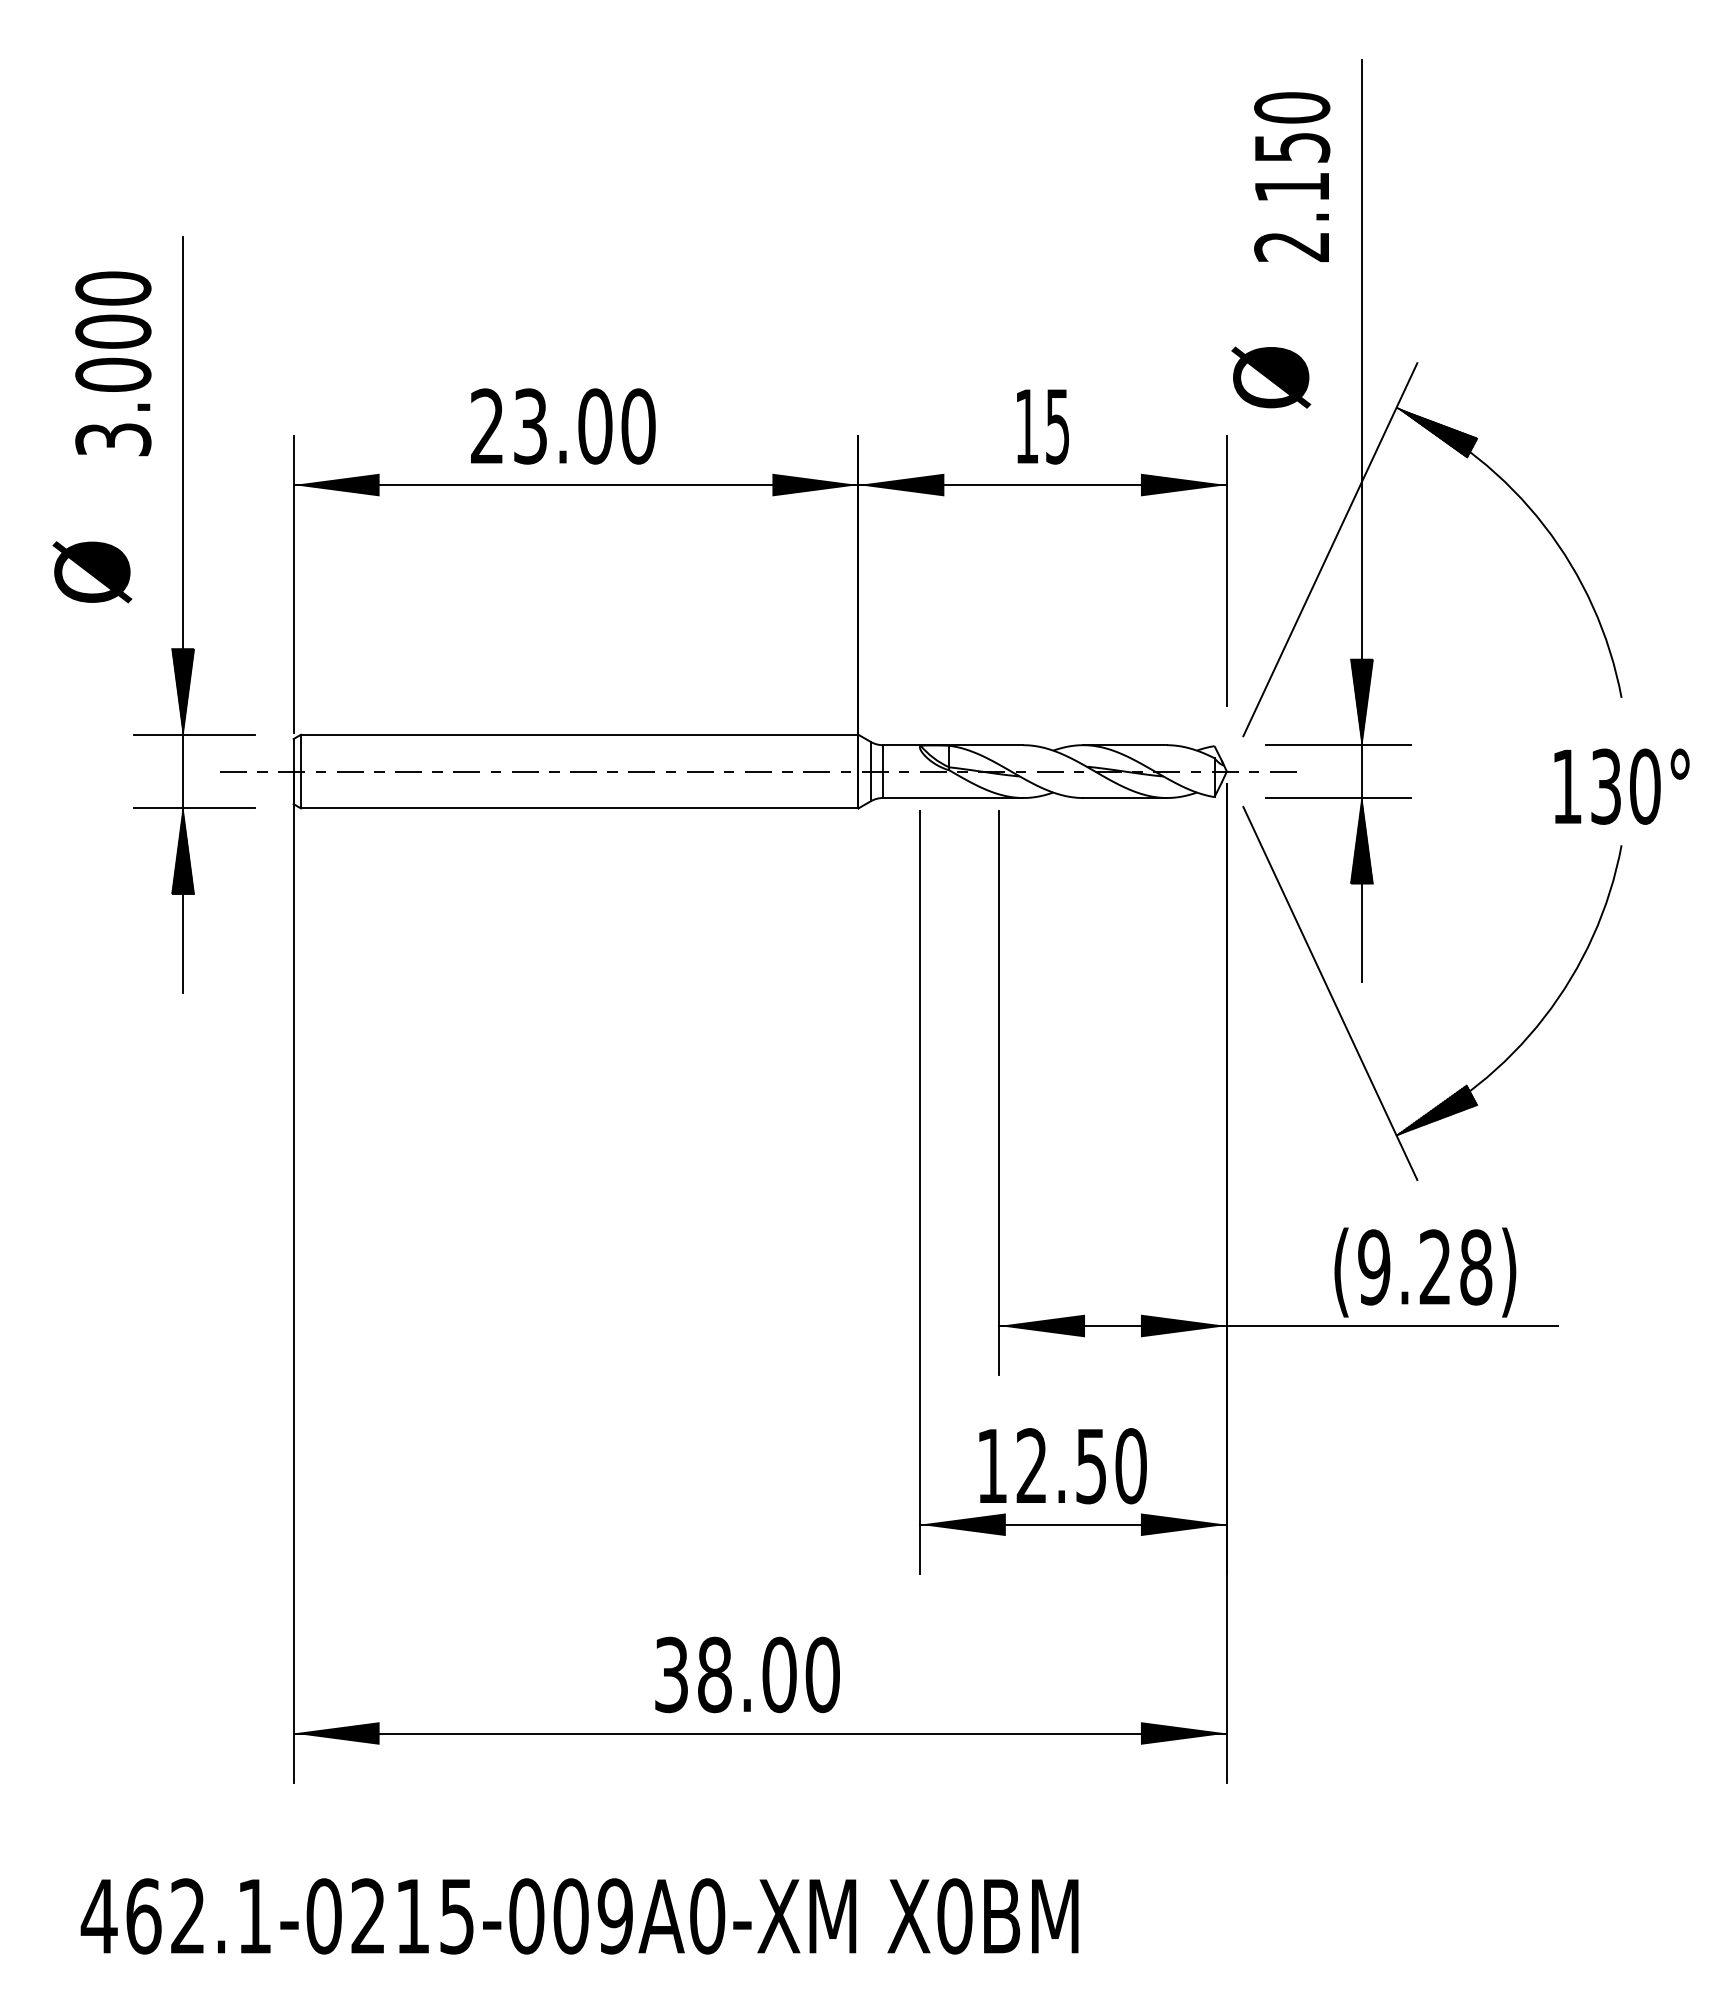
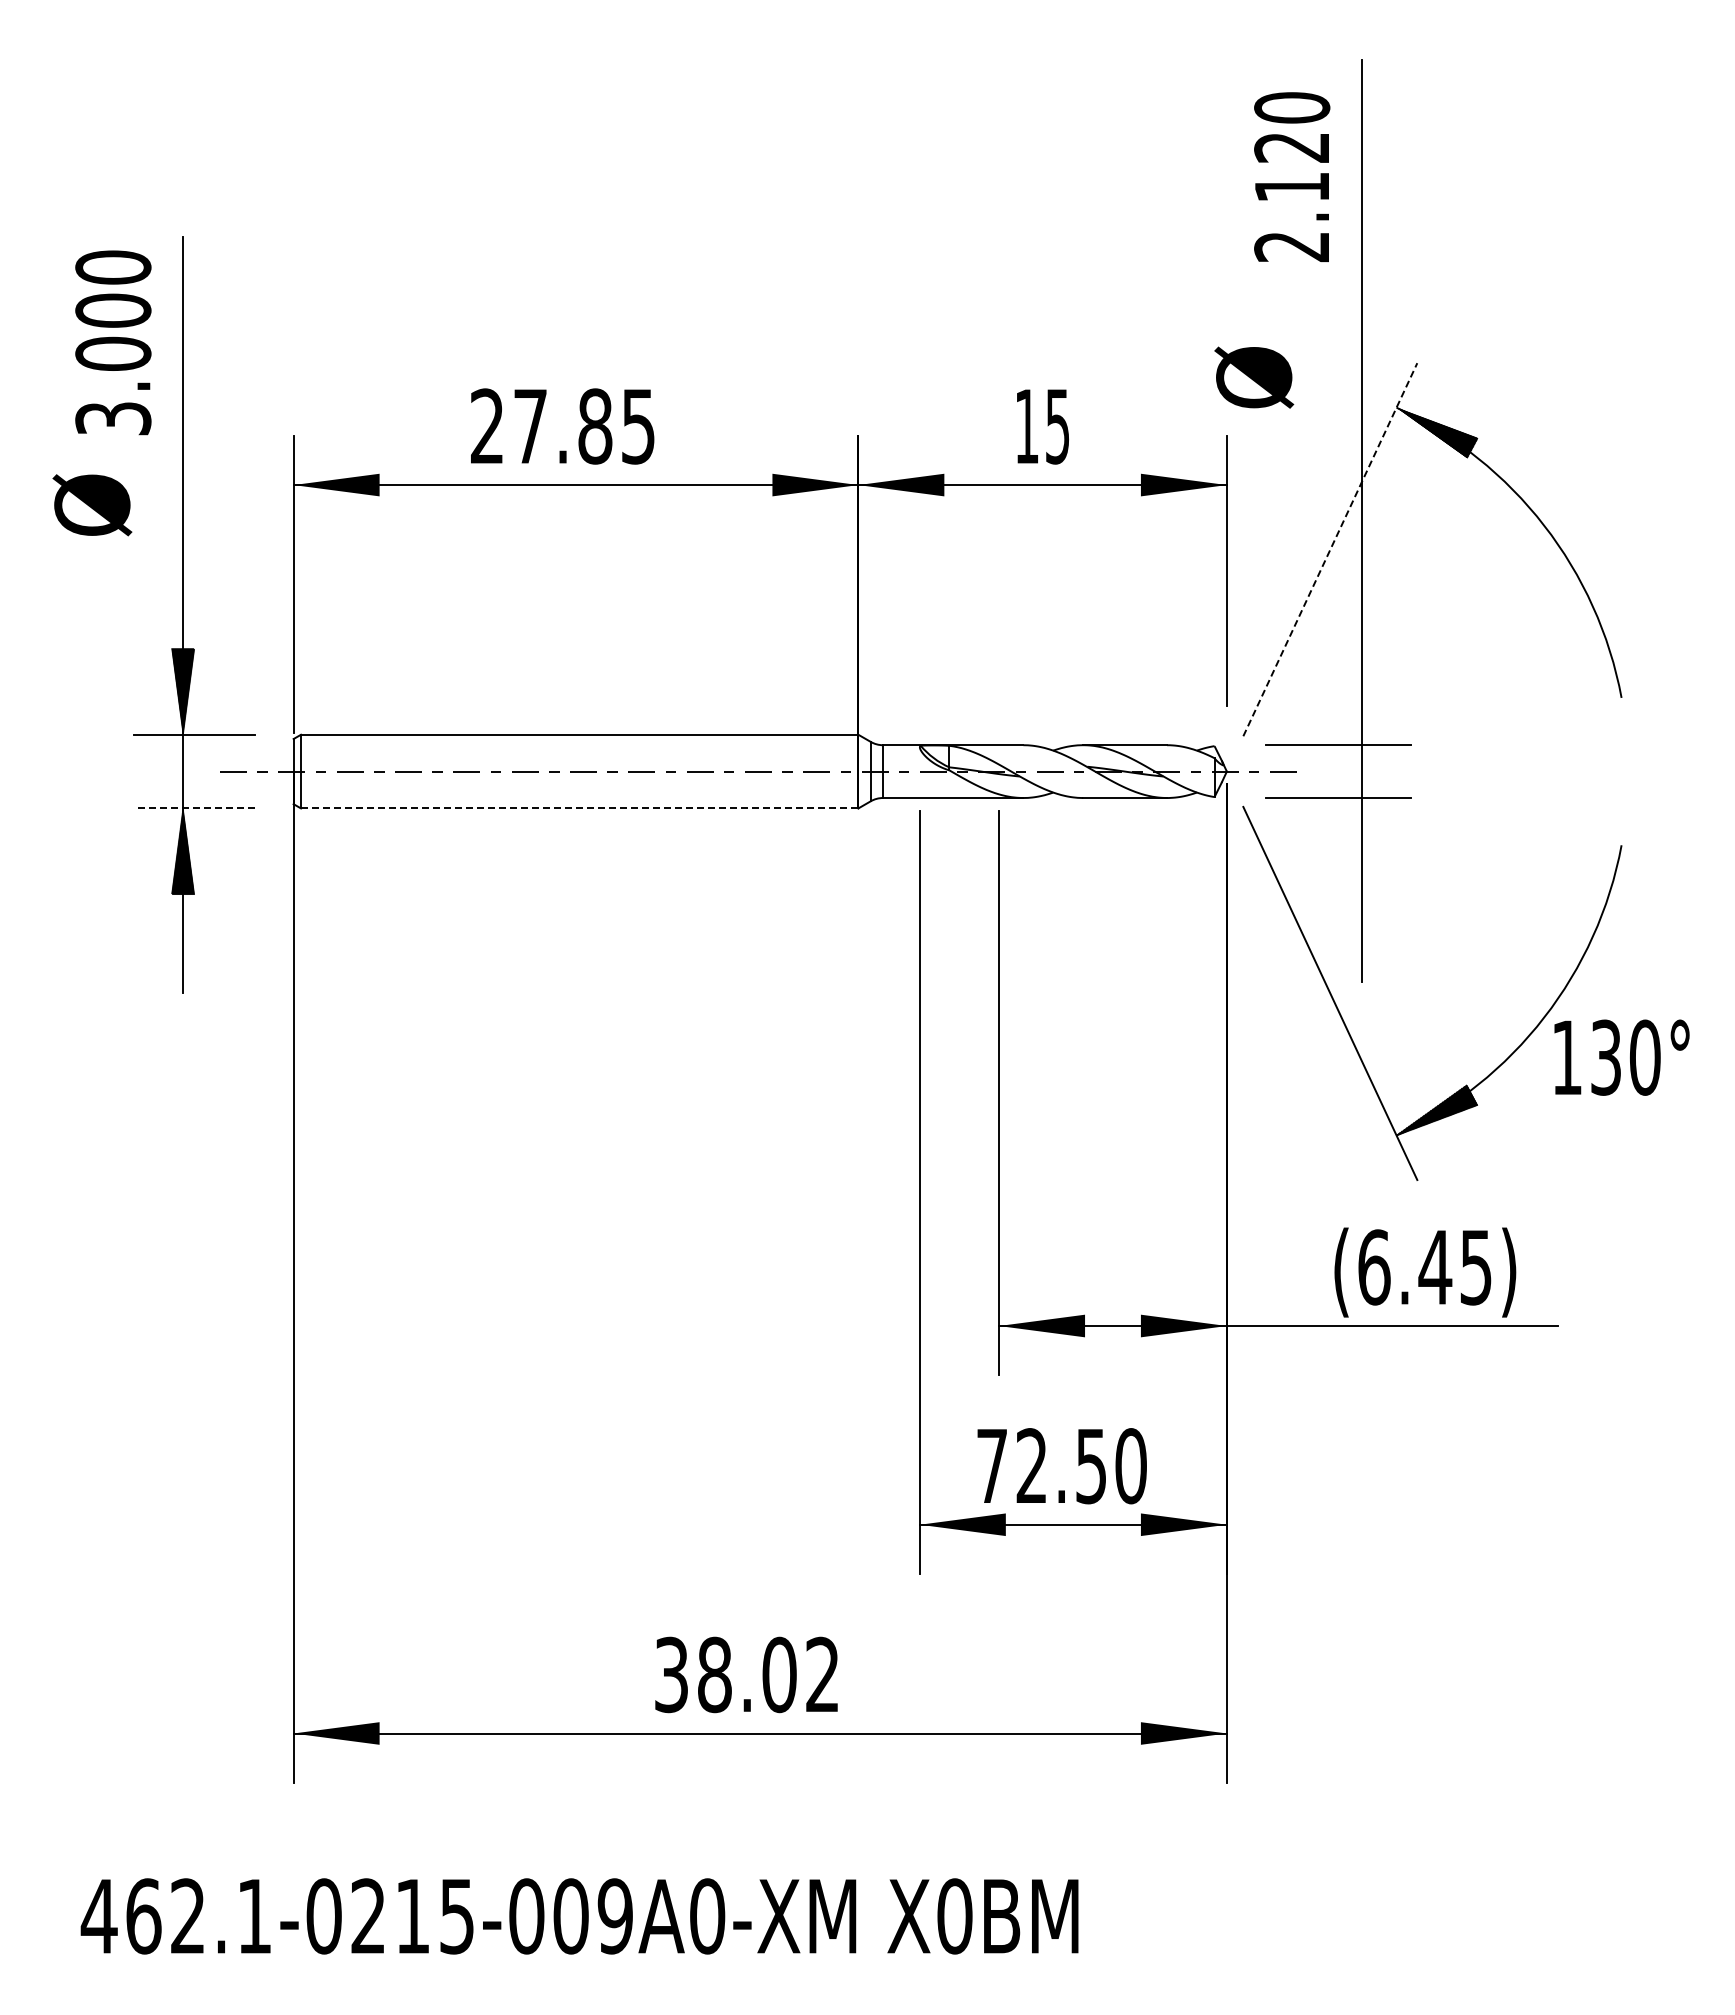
text: 2.150 -> 2.120 (1292, 147)
text position: (113, 363) -> (113, 342) (113, 342)
text position: (1271, 377) -> (1254, 377) (1254, 377)
text: 23.00 -> 27.85 (584, 426)
line: solid -> dashed (1330, 549)
text position: (92, 572) -> (92, 505) (92, 505)
hatch: present -> none (1361, 701)
text position: (1621, 786) -> (1621, 1057) (1621, 1057)
line: solid -> dashed (193, 808)
line: solid -> dashed (579, 808)
hatch: present -> none (1361, 840)
text: (9.28) -> (6.45) (1425, 1267)
text: 12.50 -> 72.50 (991, 1465)
text: 38.00 -> 38.02 (822, 1674)
